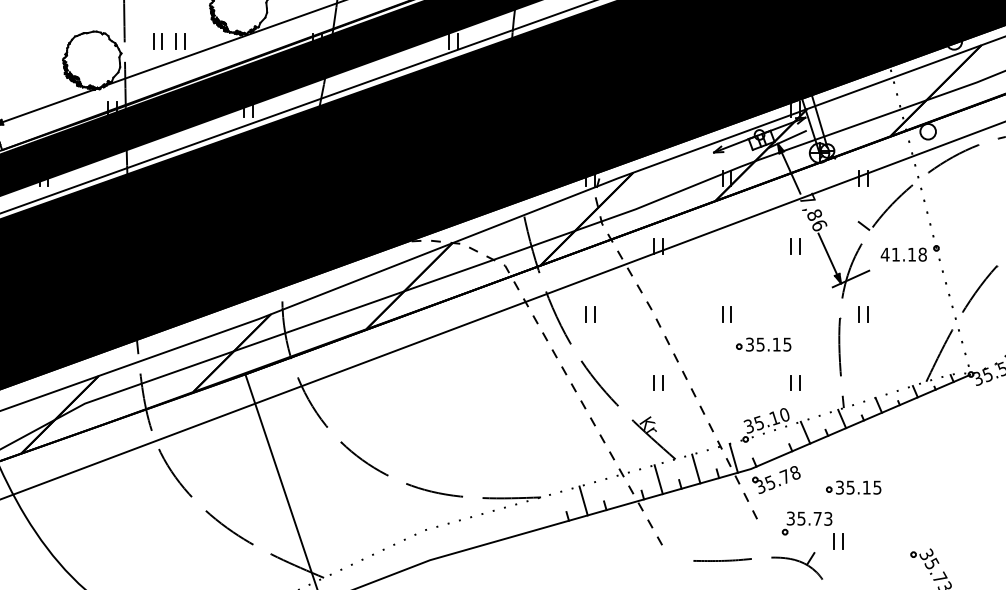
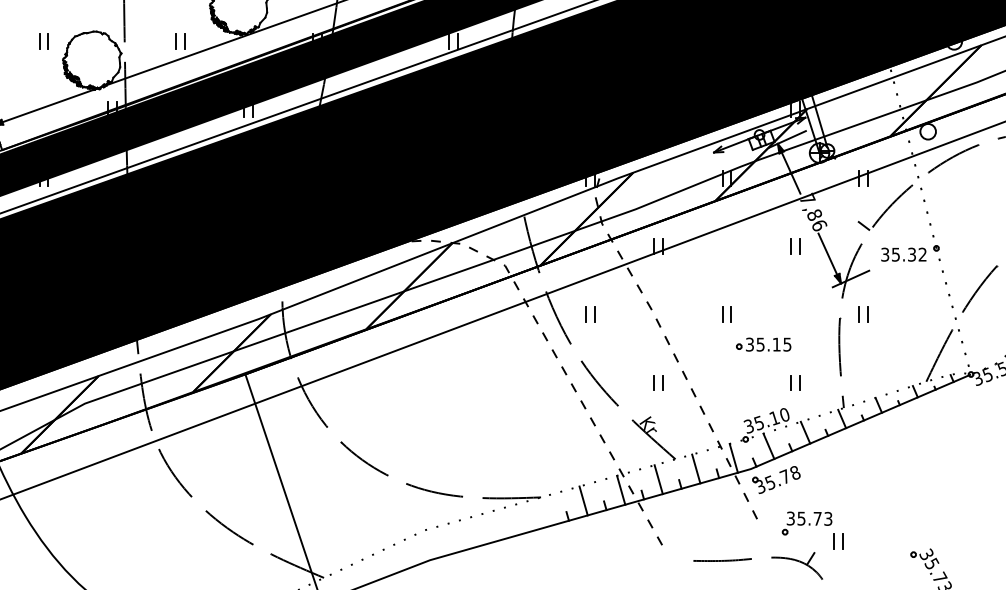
part position: (157, 41) -> (43, 41) (43, 41)
text: 41.18 -> 35.32 (903, 254)
line: none -> present (768, 446)
part: present -> none (853, 487)
line: none -> present (621, 489)
